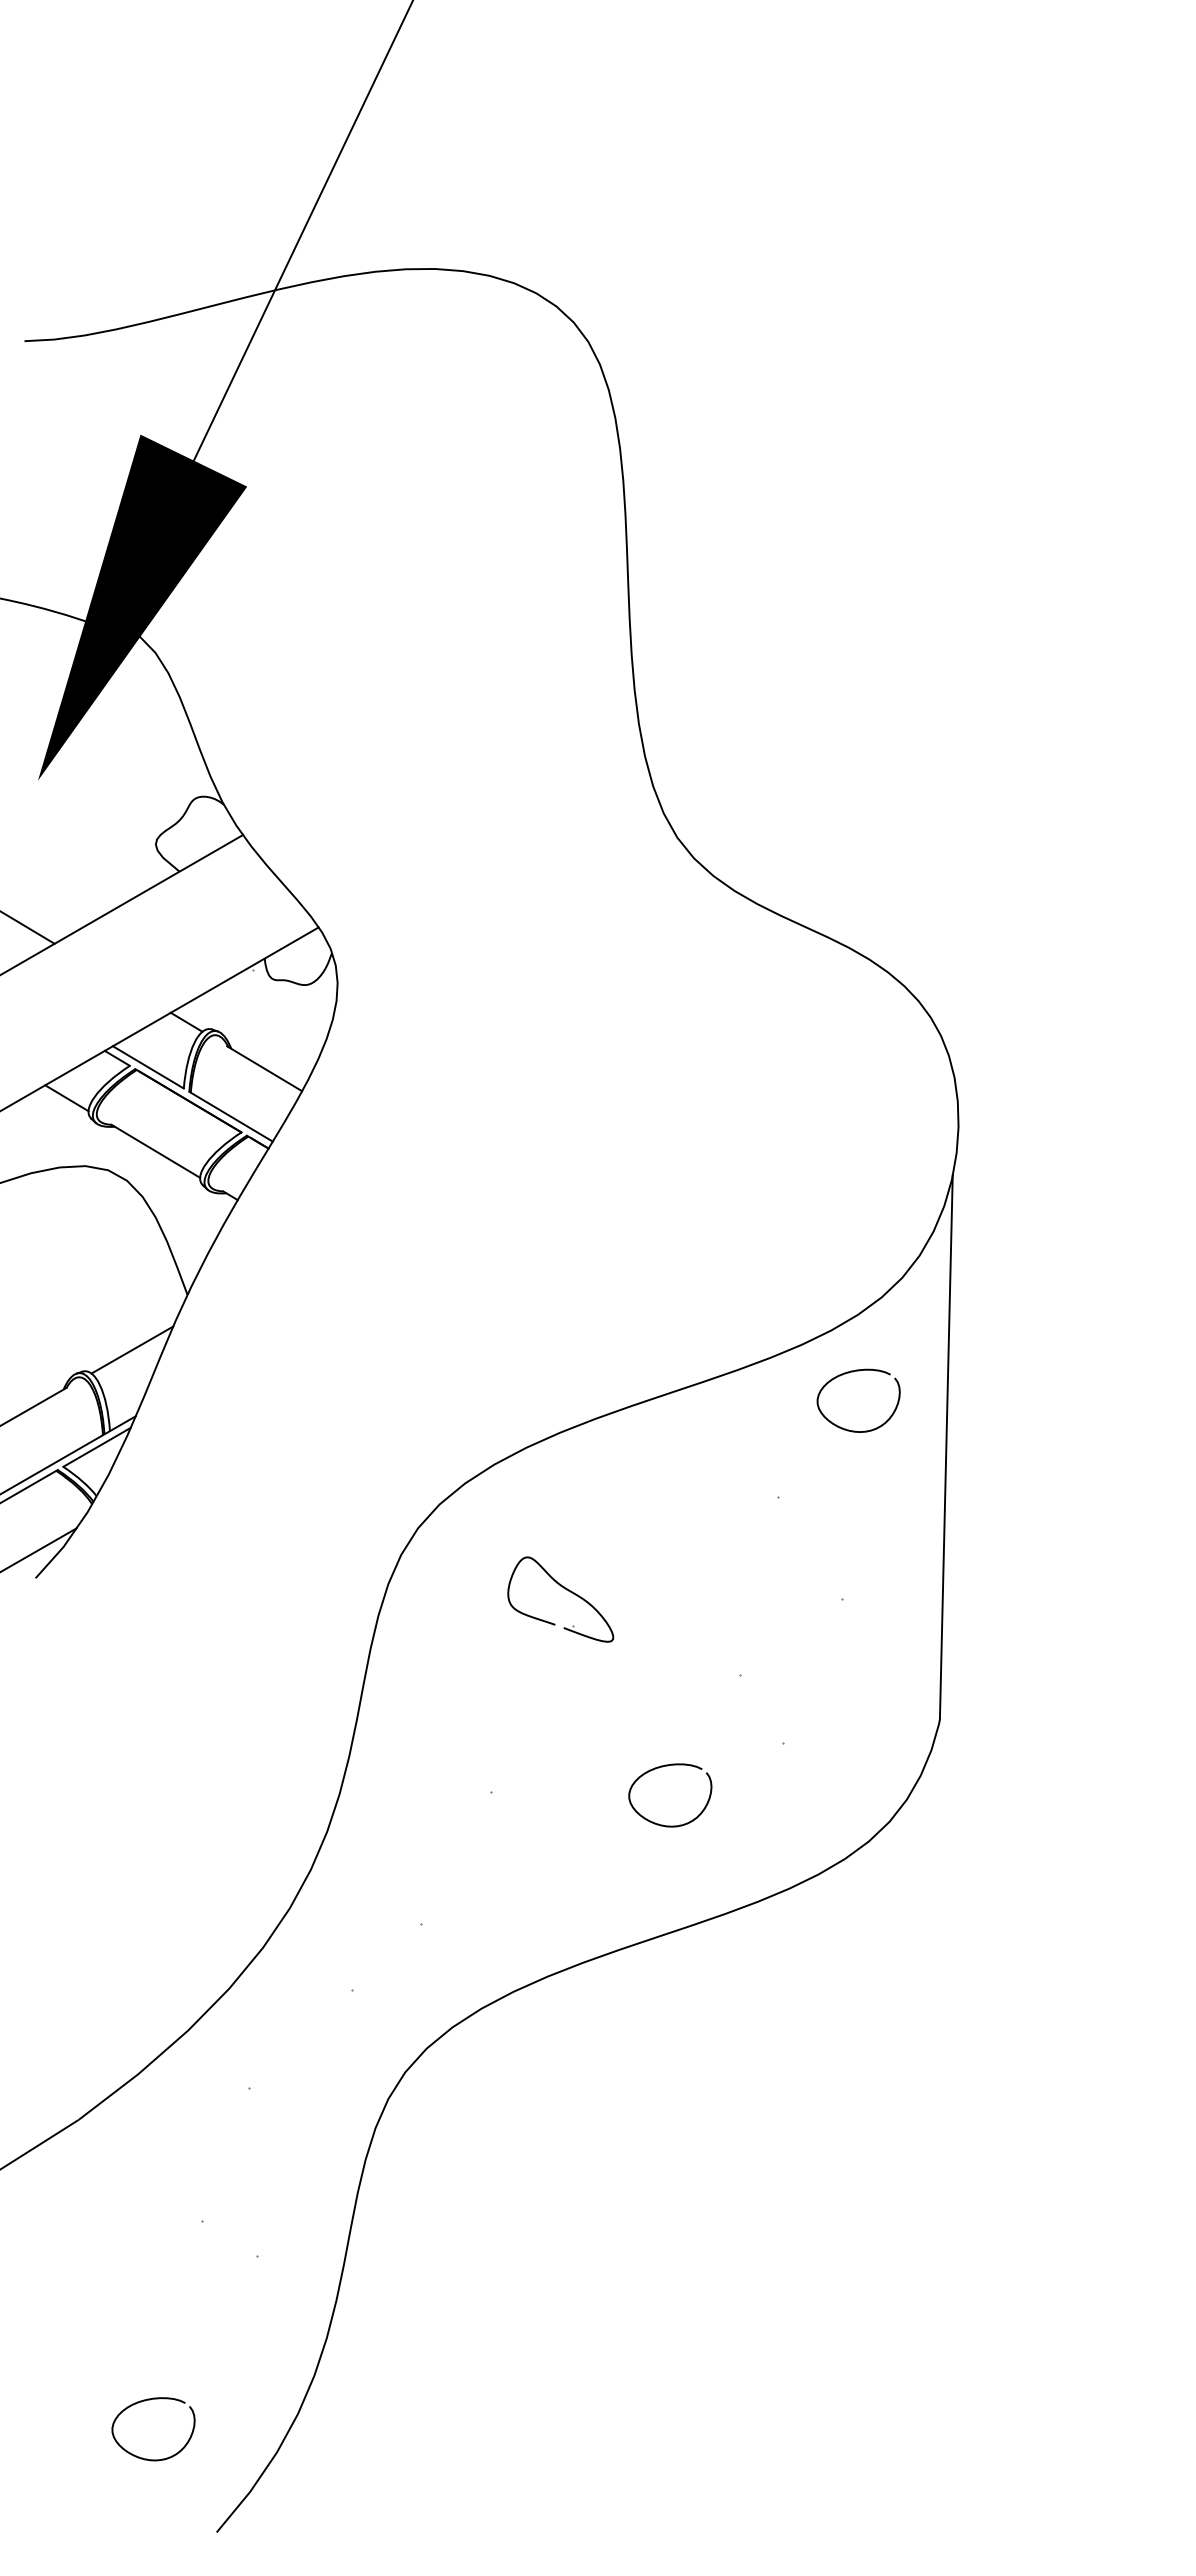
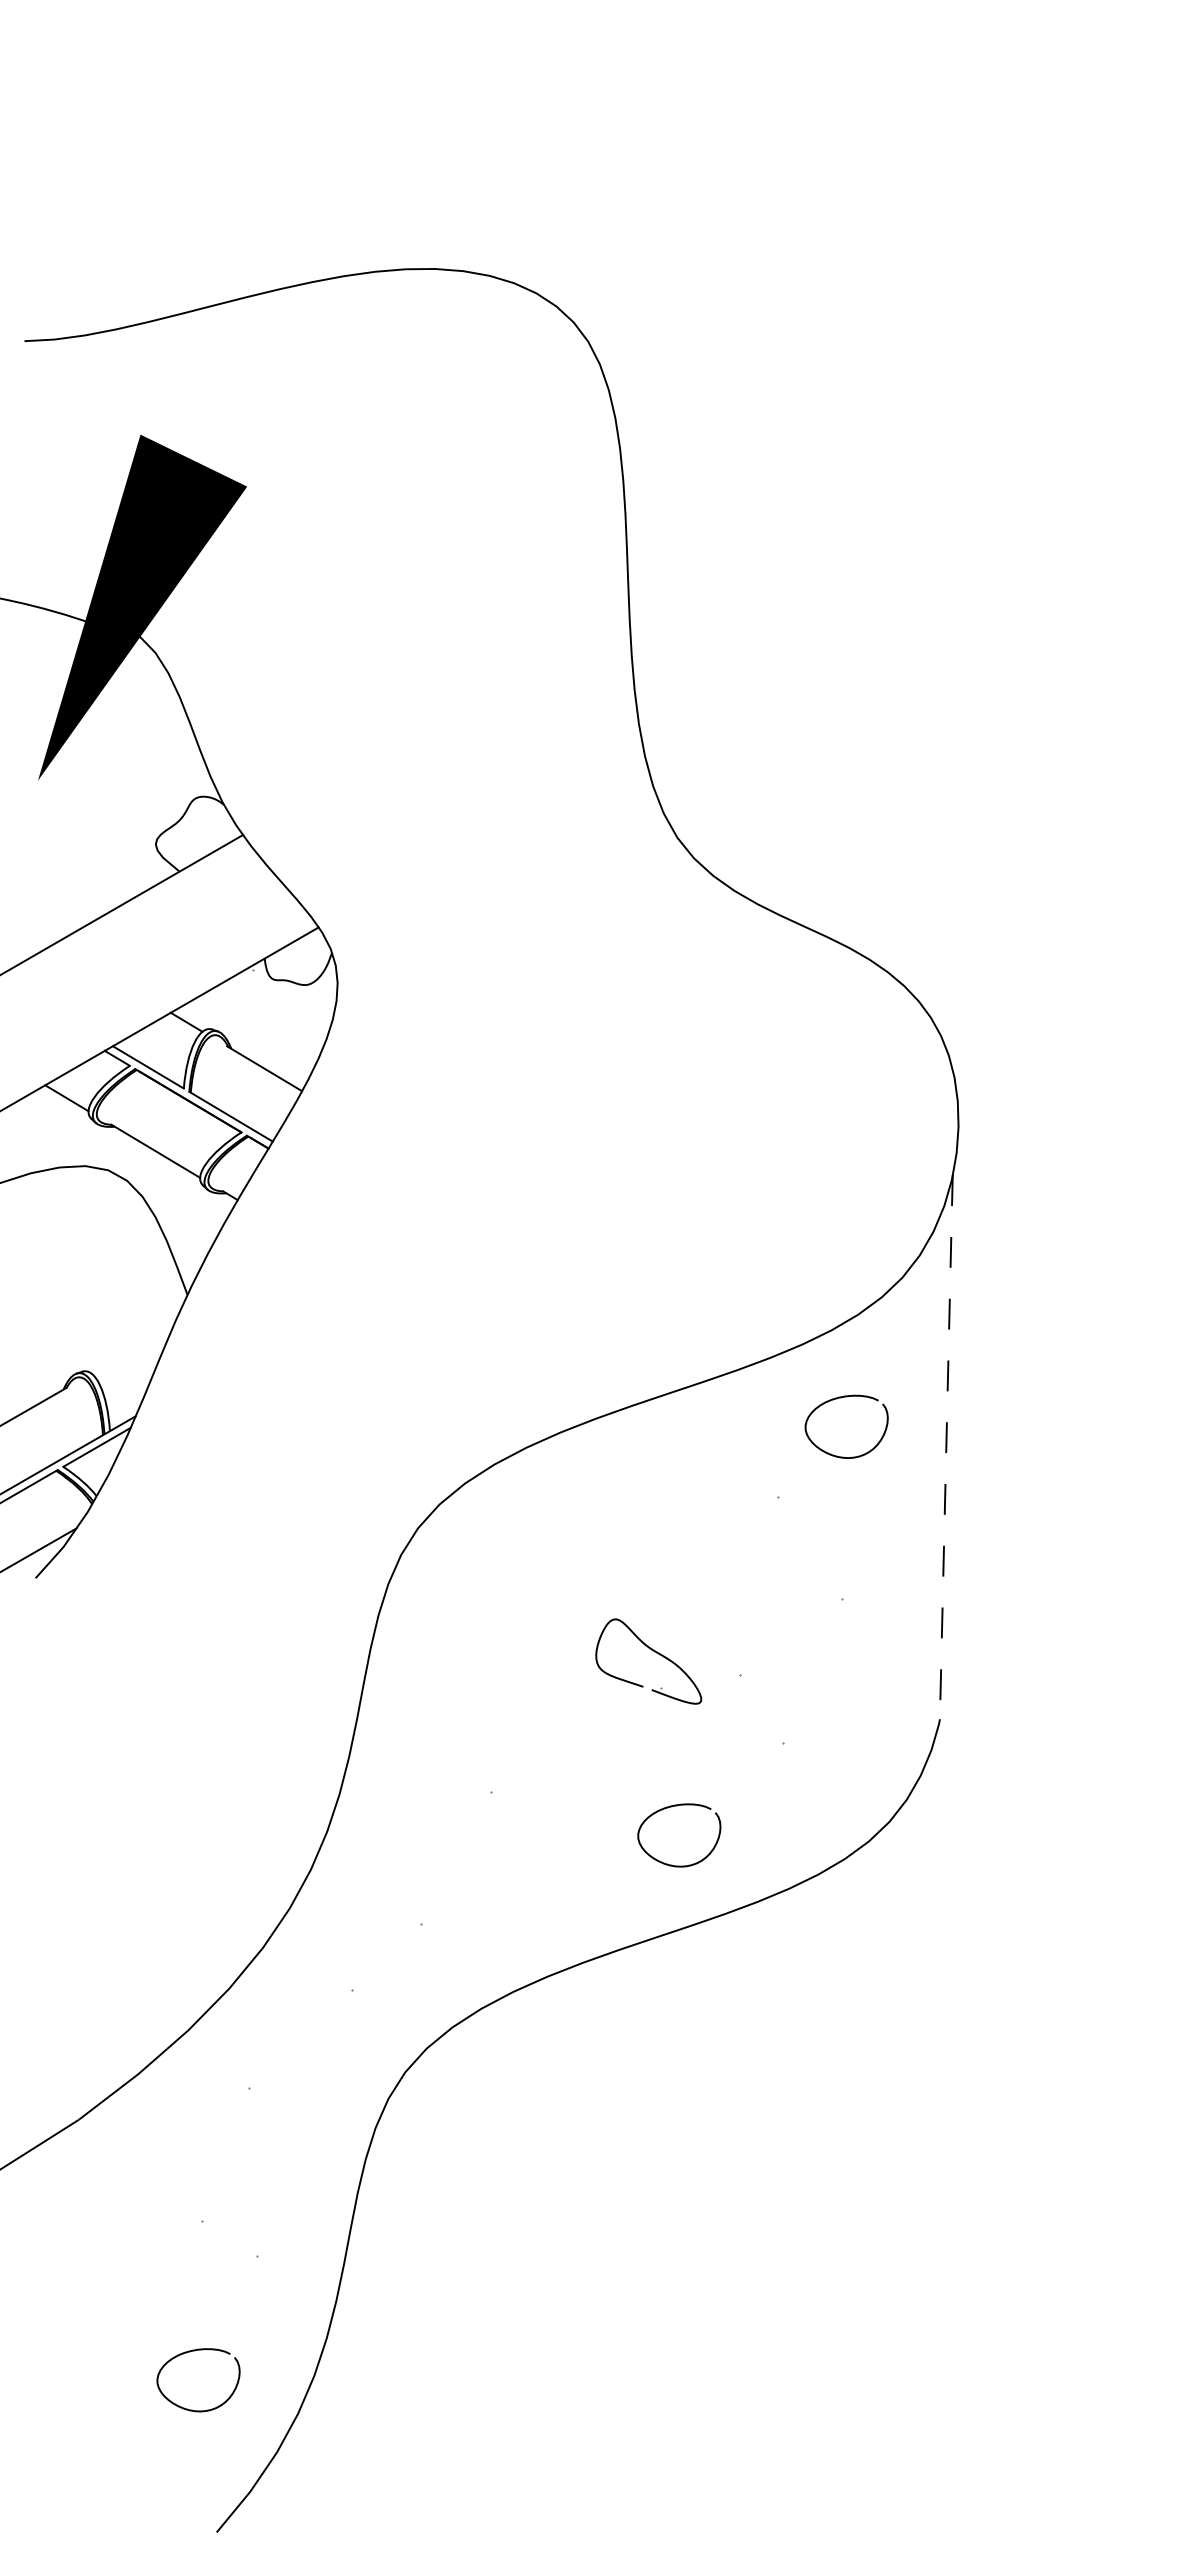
line: present -> none (302, 231)
line: present -> none (28, 927)
line: present -> none (132, 1349)
curve position: (853, 1372) -> (841, 1398) (841, 1398)
line: solid -> dashed (946, 1447)
part position: (566, 1590) -> (654, 1652) (654, 1652)
curve position: (668, 1766) -> (677, 1806) (677, 1806)
curve position: (145, 2401) -> (190, 2352) (190, 2352)
